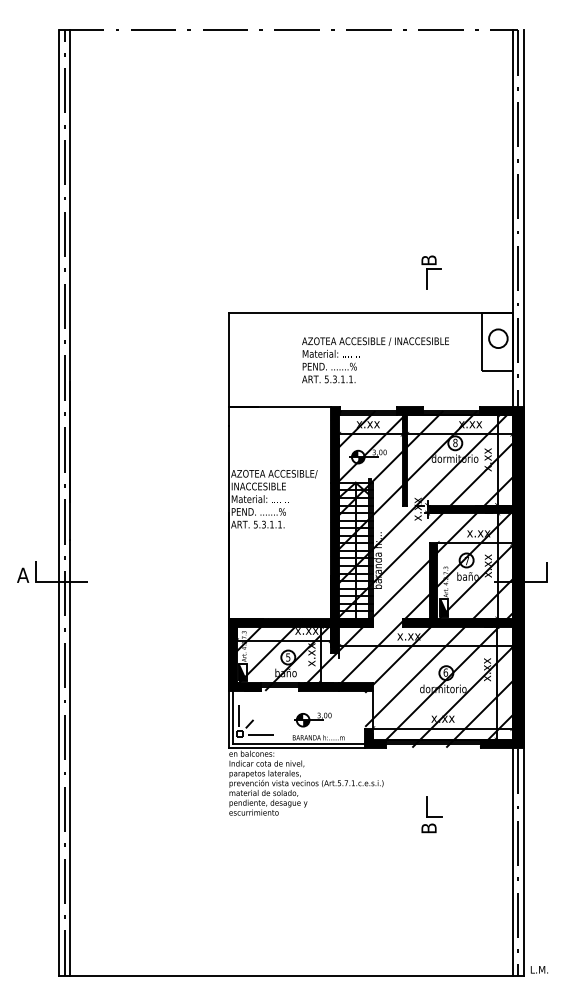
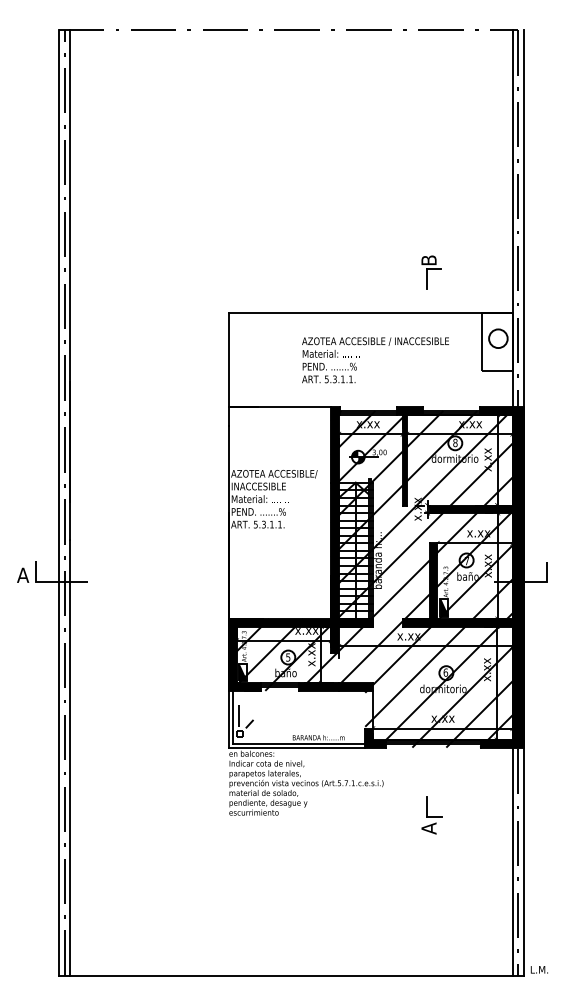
part: present -> none (312, 719)
line: present -> none (260, 734)
text: B -> A (428, 828)
